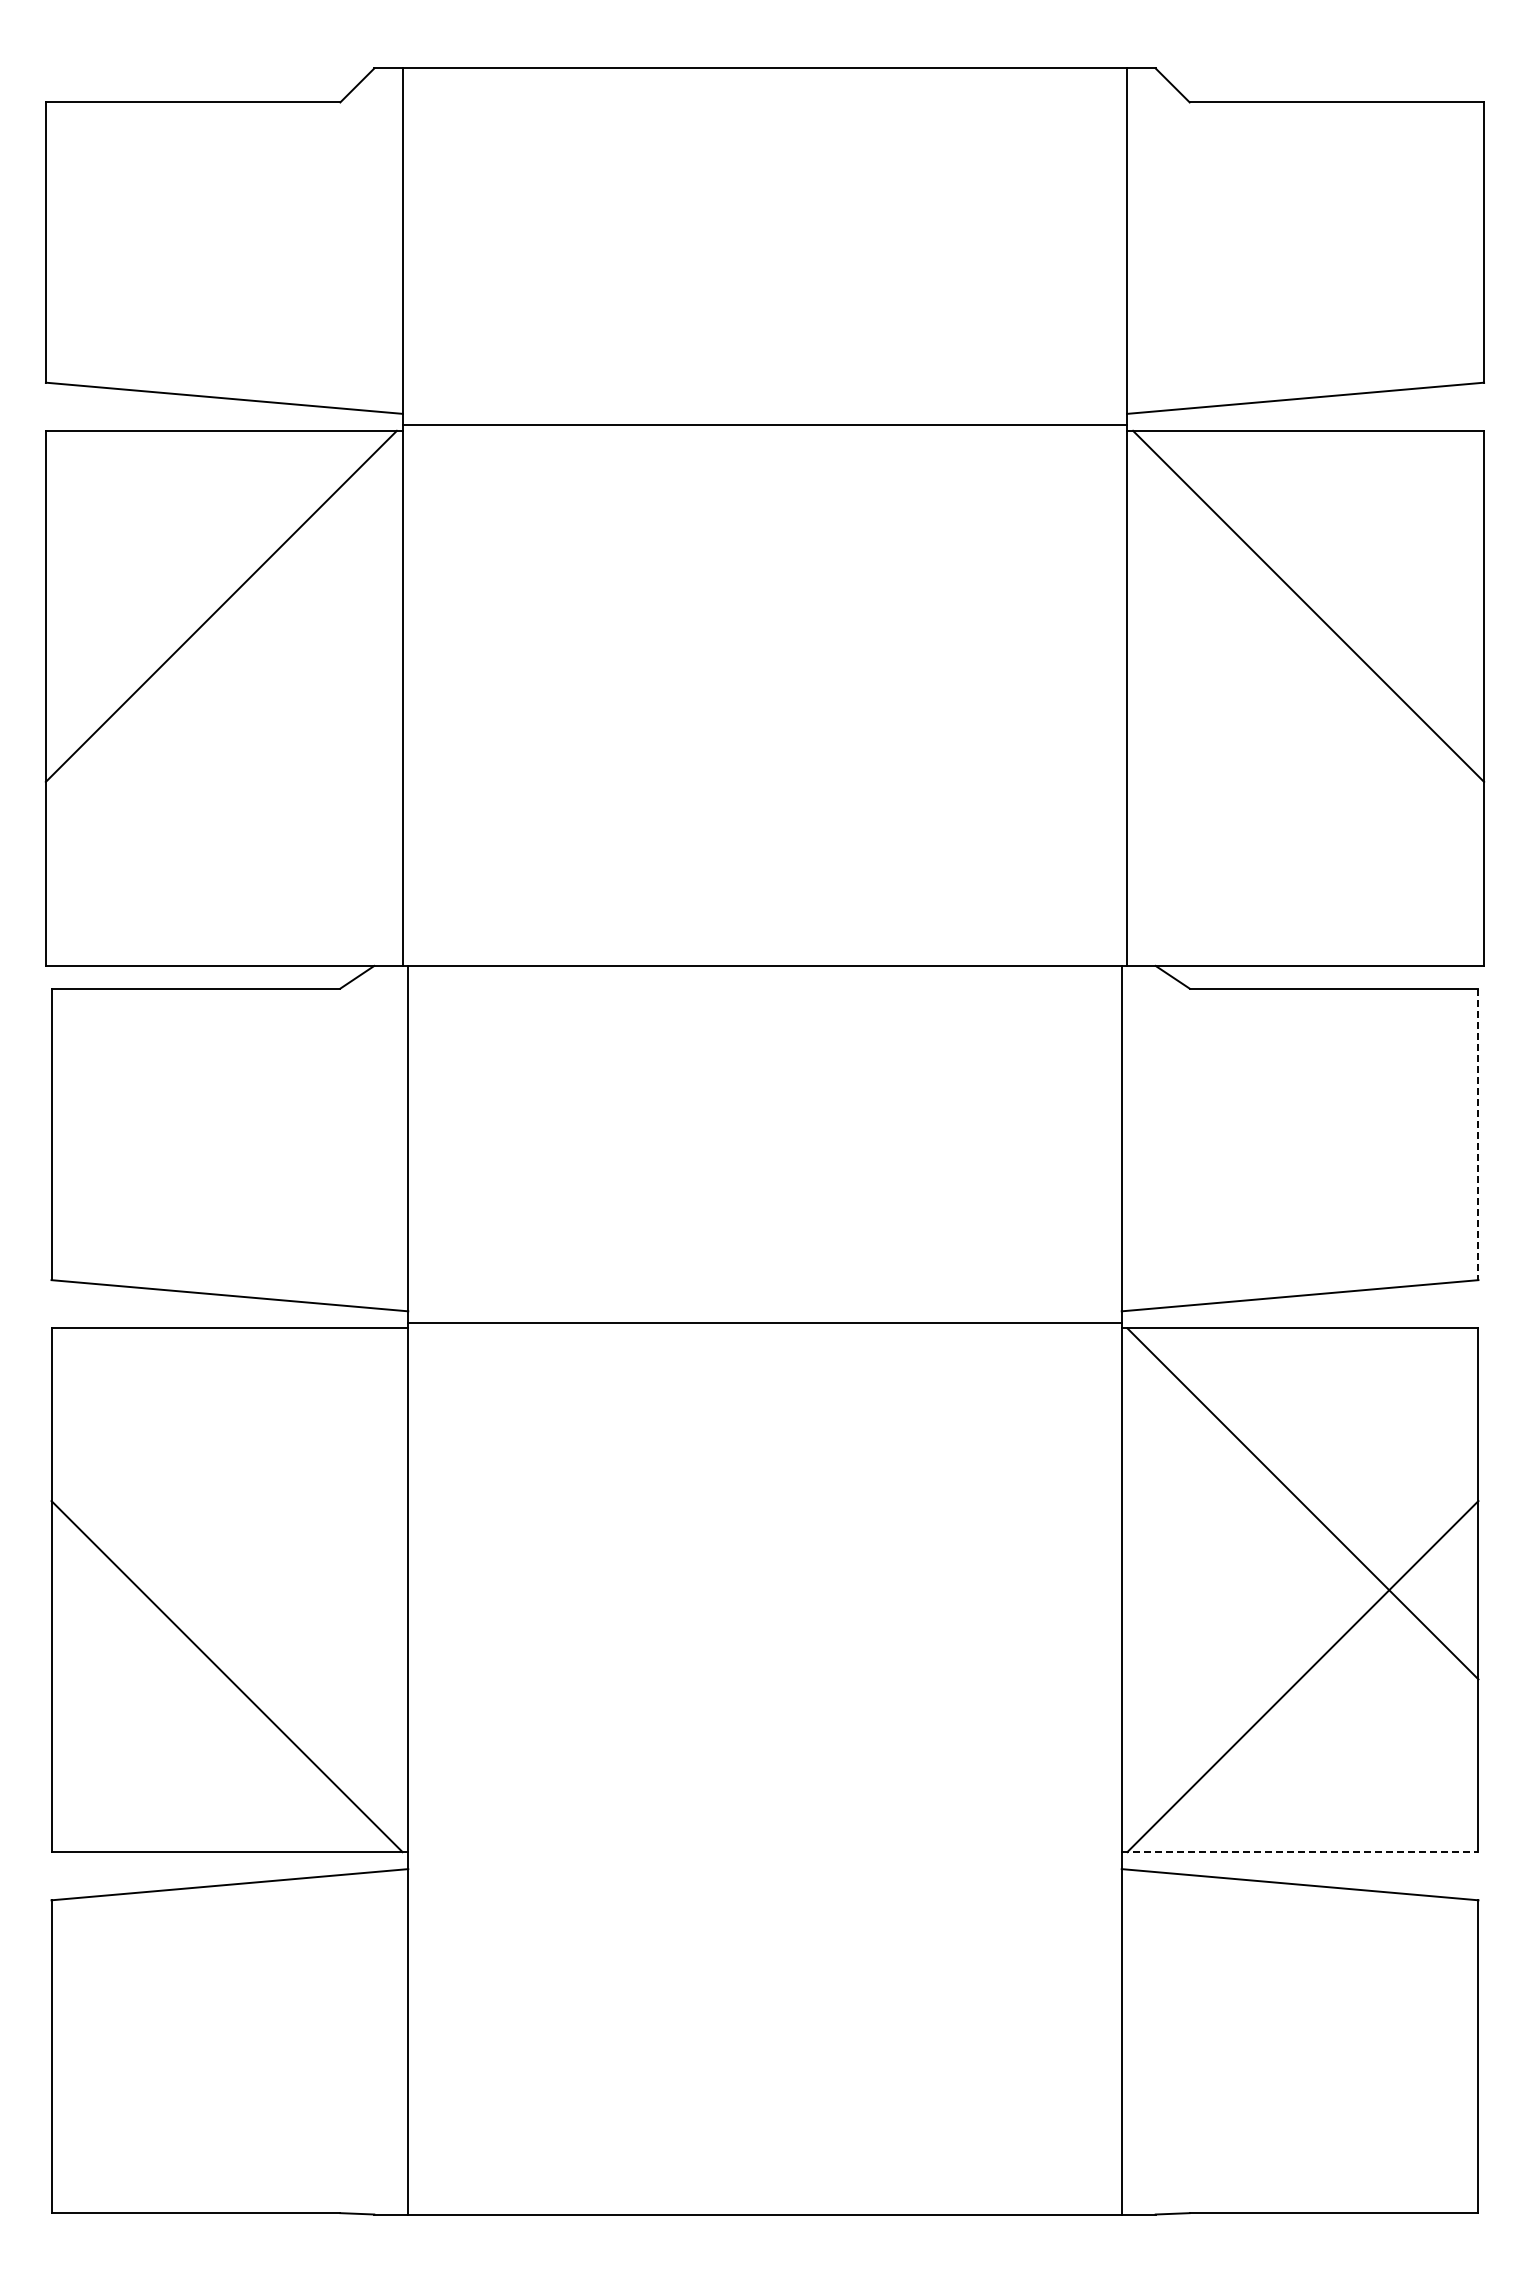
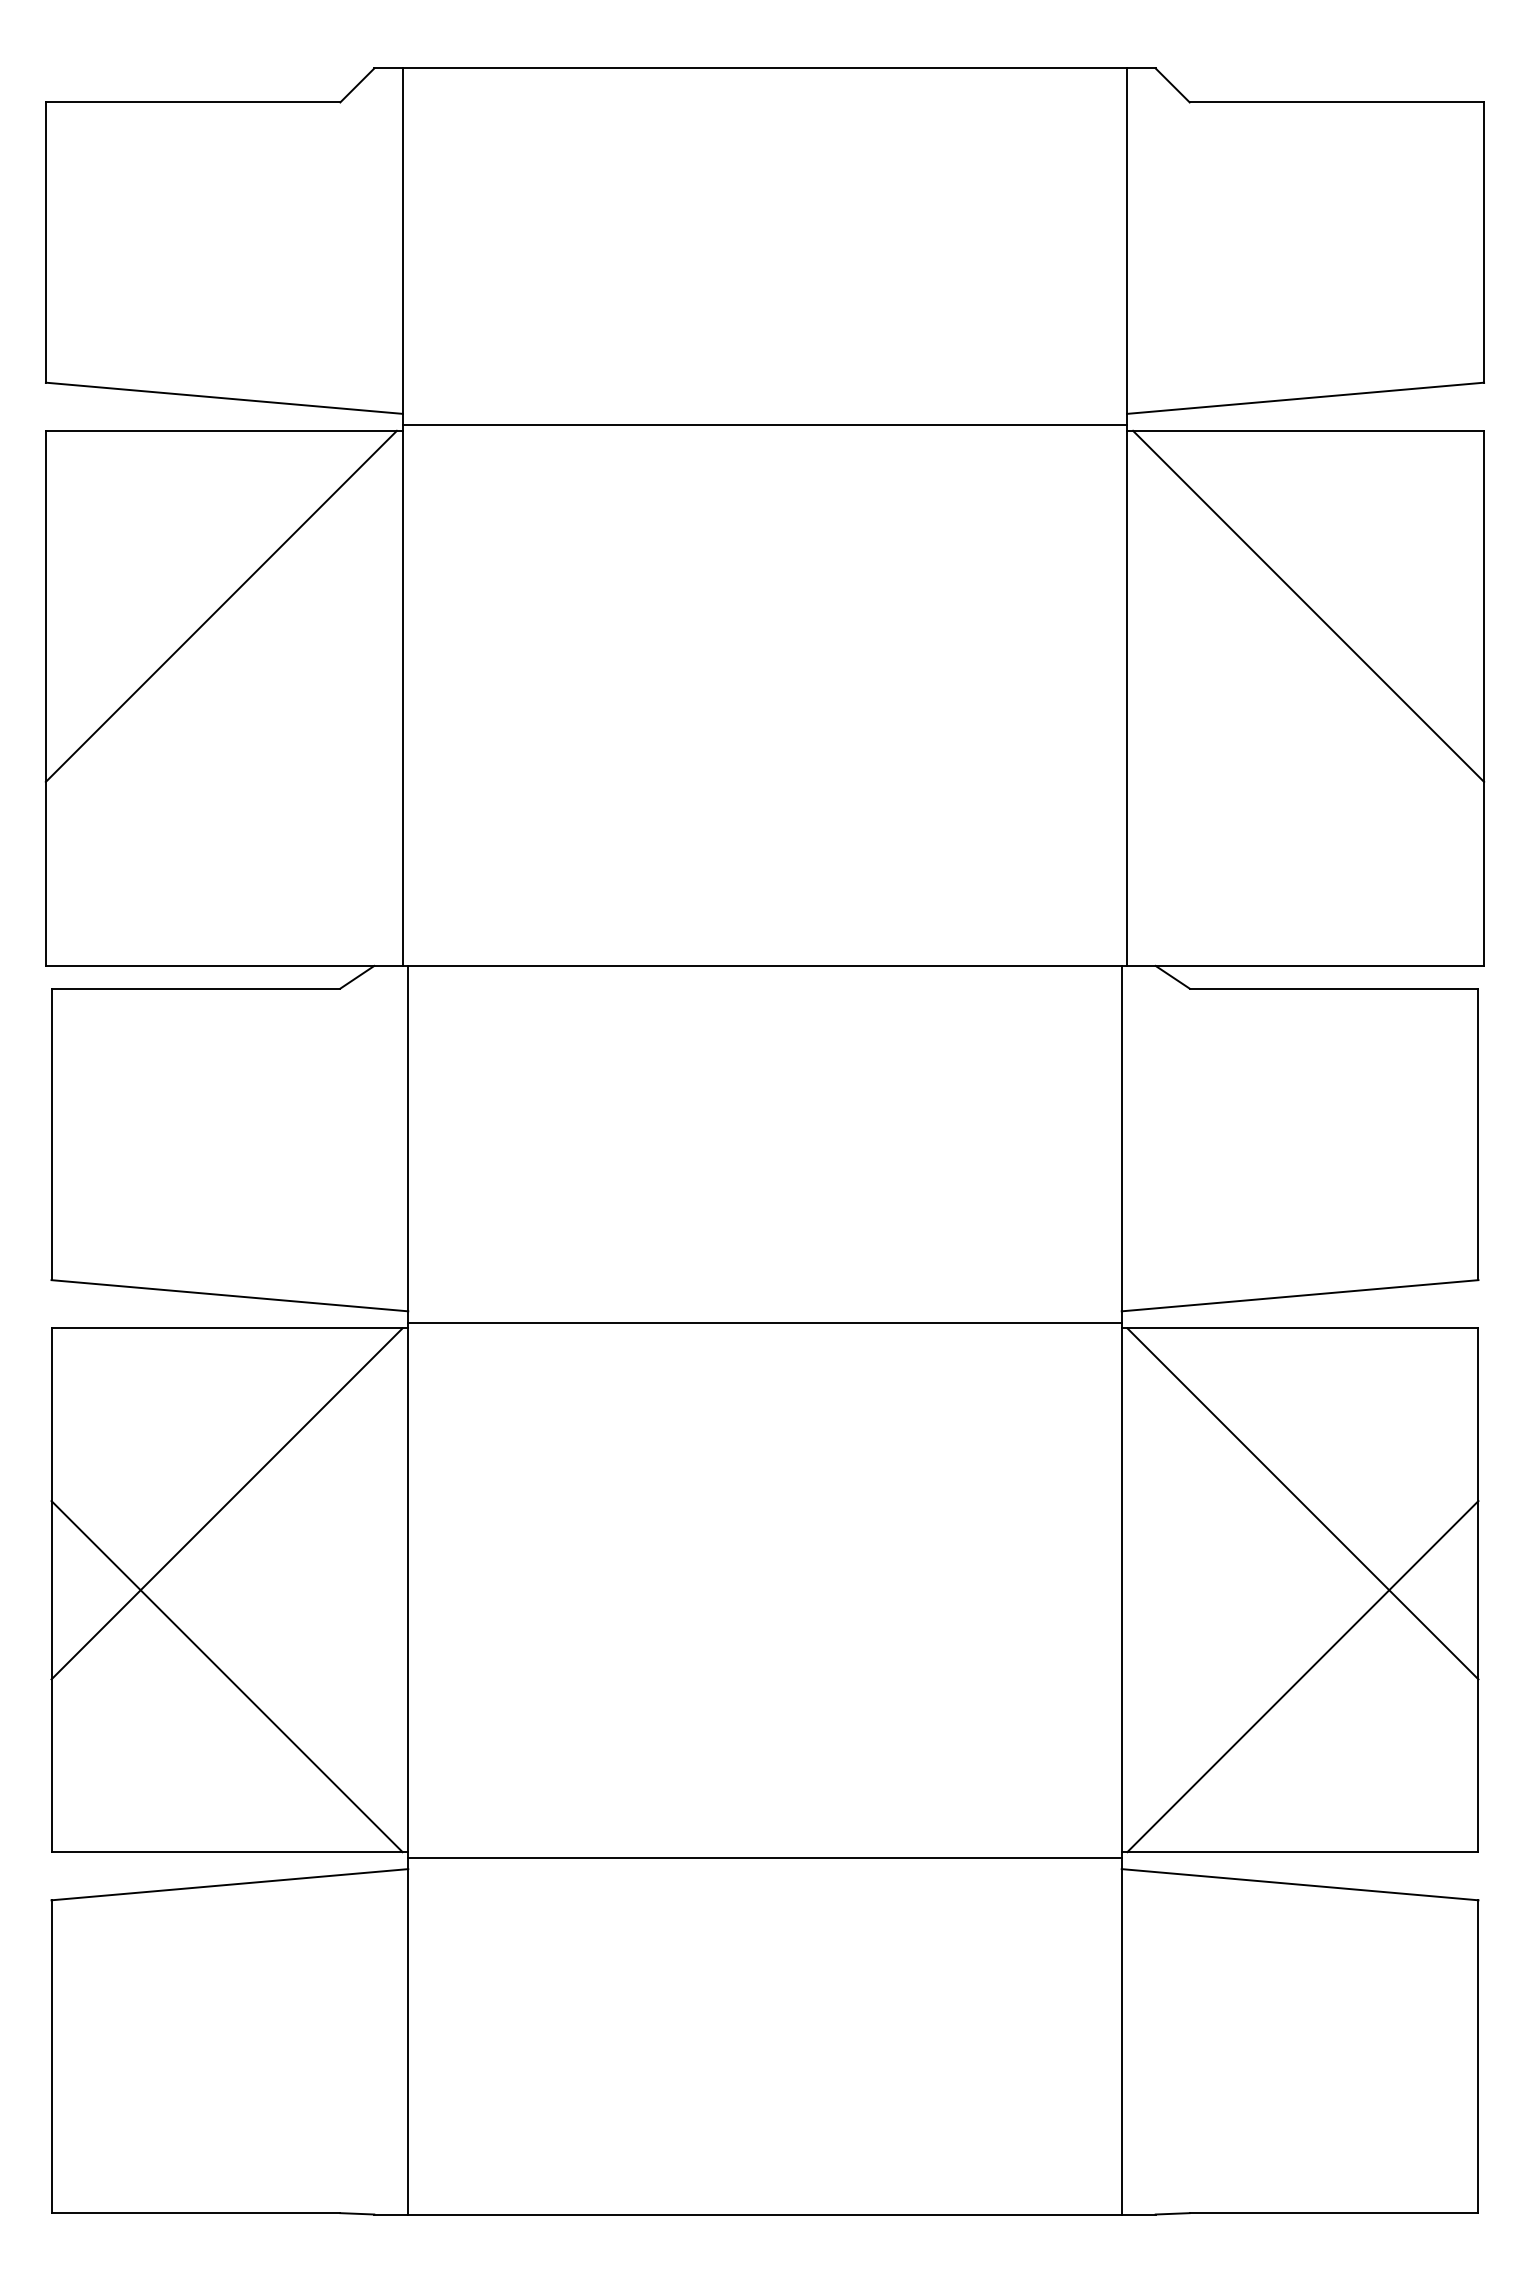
line: dashed -> solid (1478, 1134)
line: none -> present (226, 1503)
line: dashed -> solid (1300, 1852)
line: none -> present (764, 1857)
